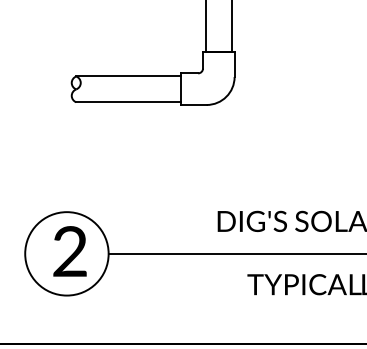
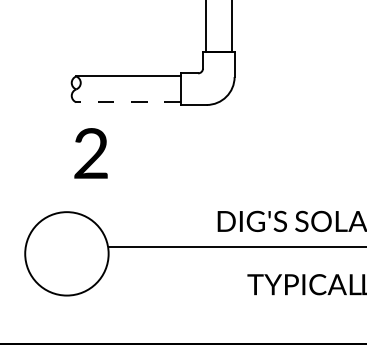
line: solid -> dashed (128, 102)
text position: (69, 251) -> (90, 153) (90, 153)
line position: (235, 253) -> (235, 246) (235, 246)
